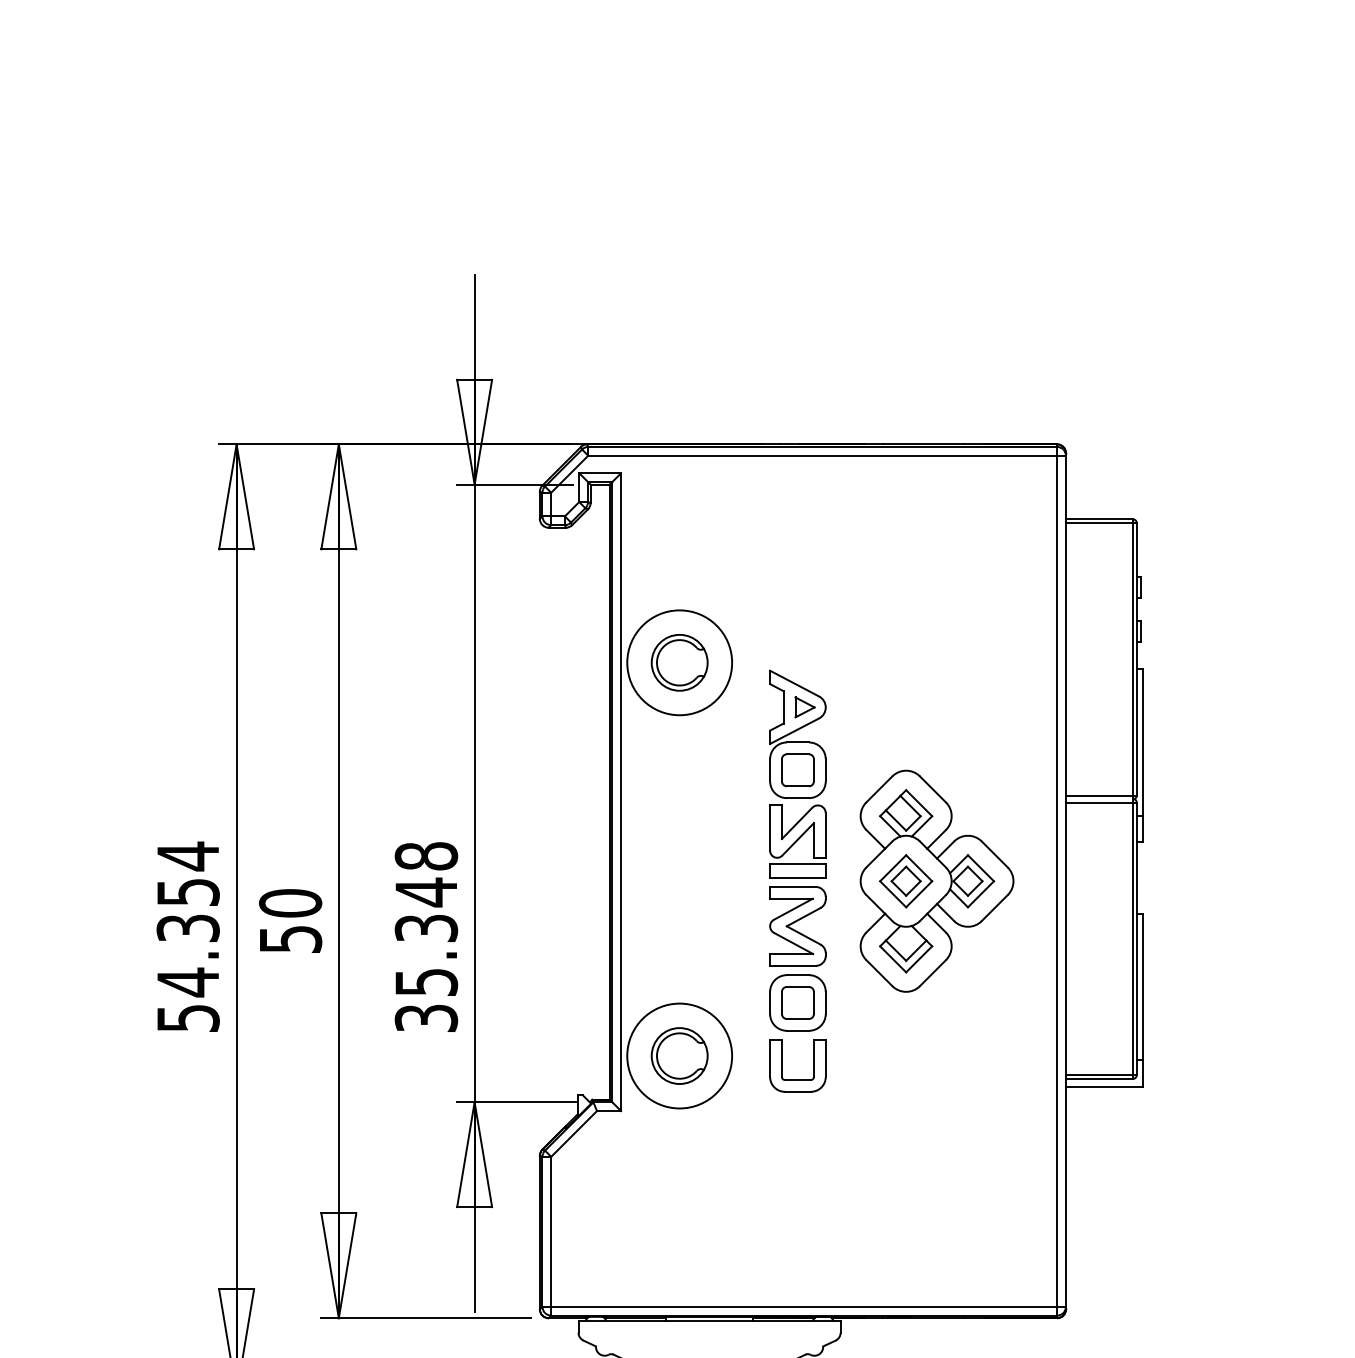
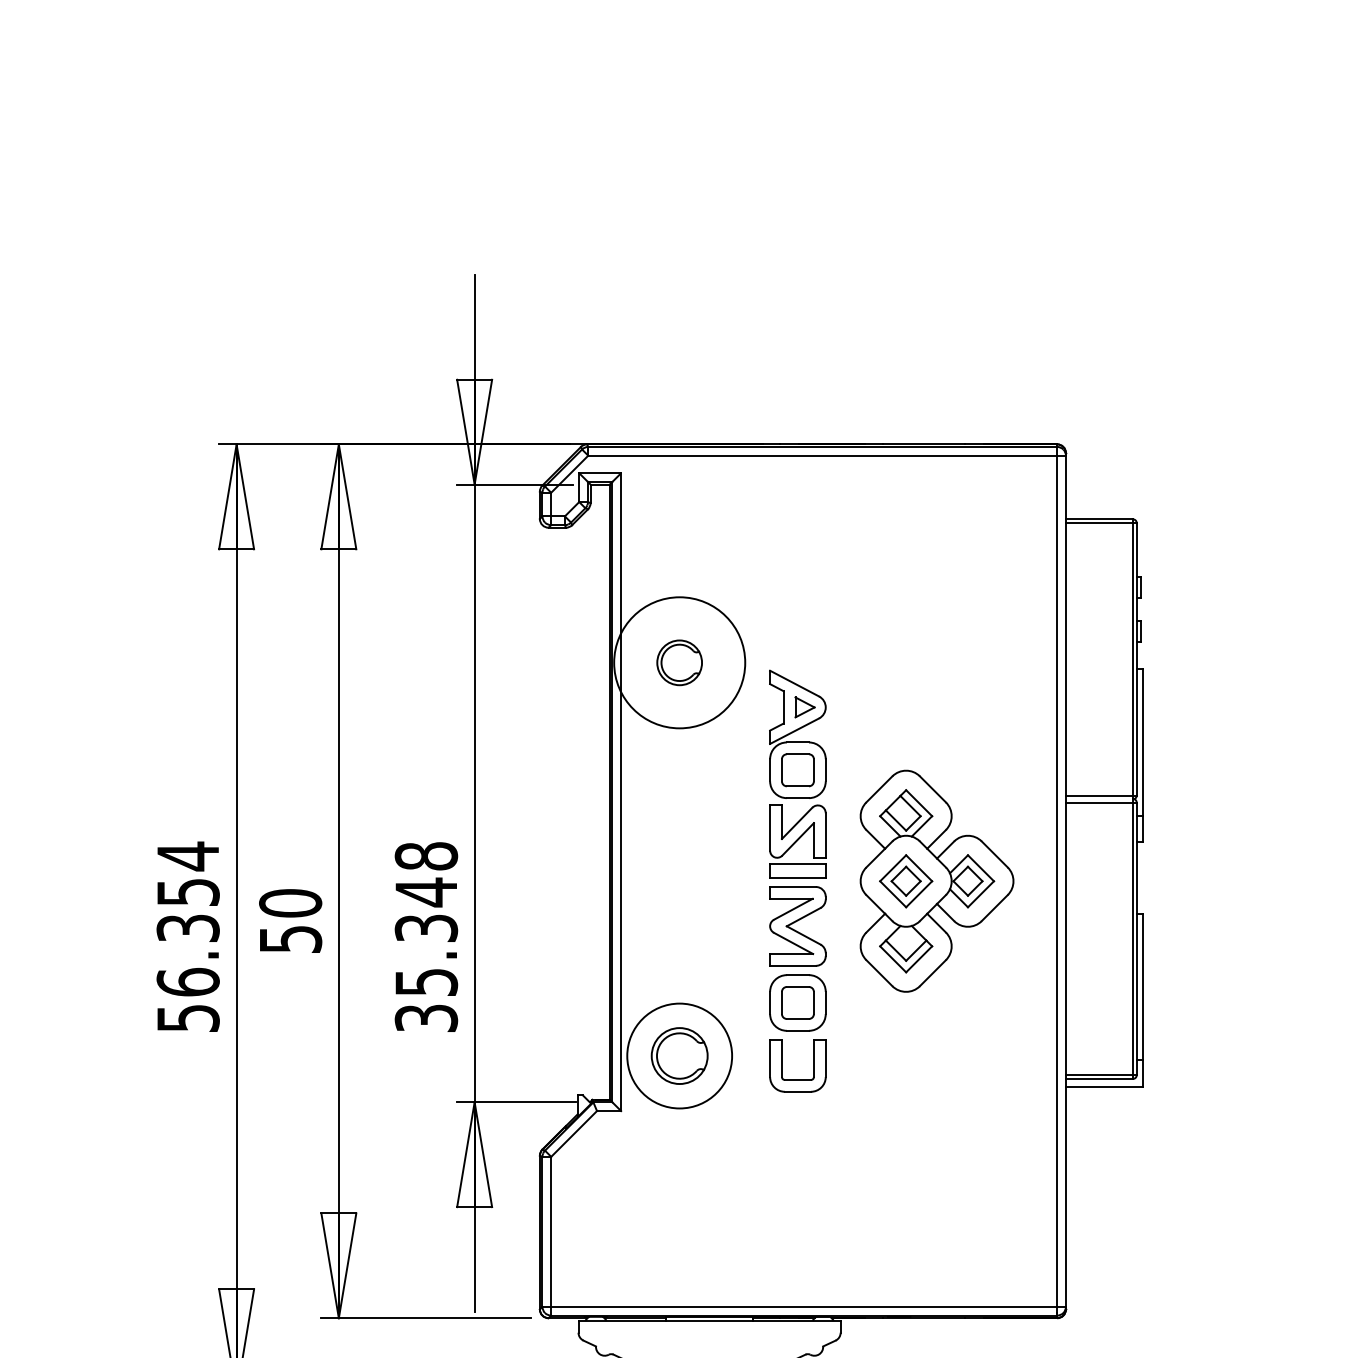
circle diameter: 105 px -> 131 px (679, 662)
part size: 59x58 px -> 47x48 px (679, 662)
text: 54.354 -> 56.354 (187, 982)
